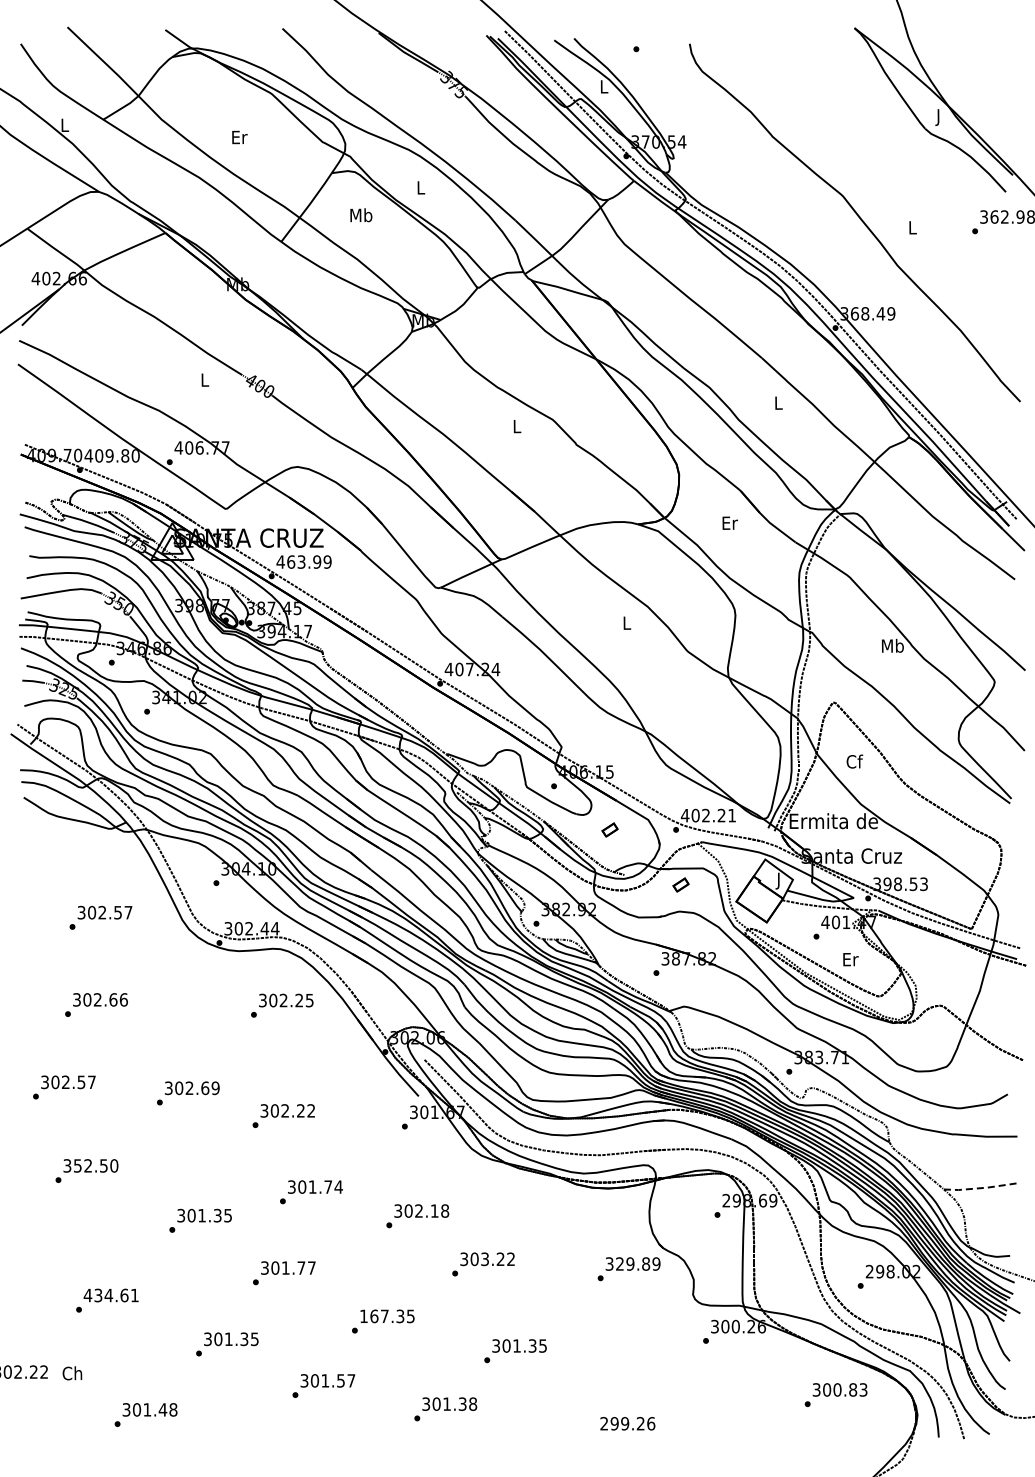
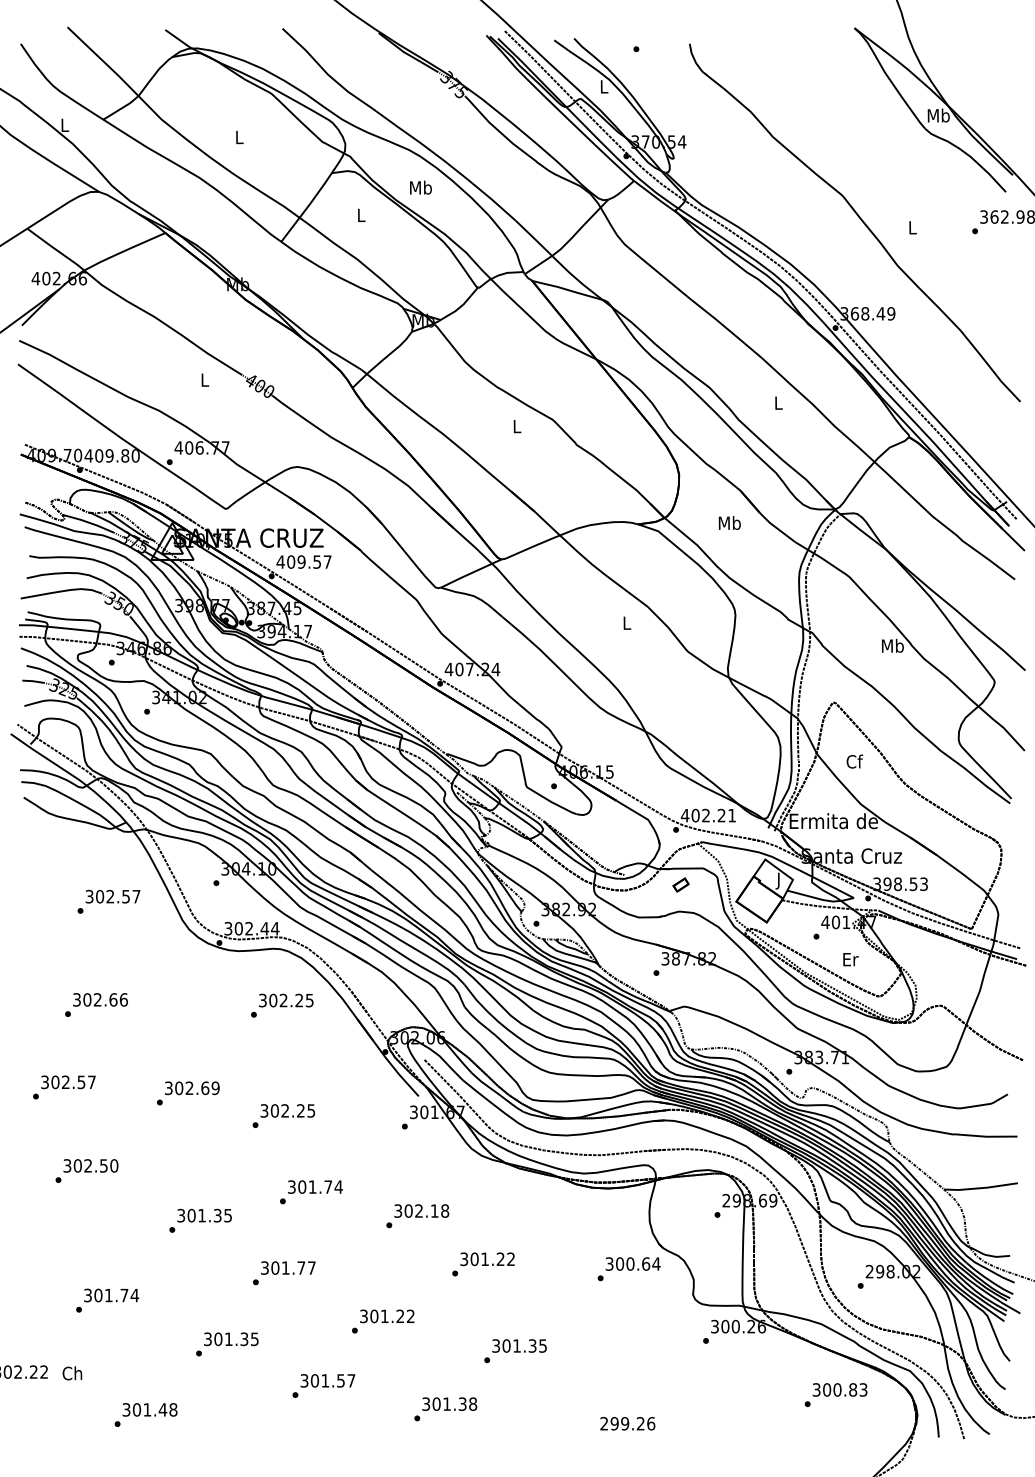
text: J -> Mb (938, 116)
text: Er -> L (239, 137)
text: L -> Mb (420, 187)
text: Mb -> L (361, 215)
text: Er -> Mb (729, 522)
text: 463.99 -> 409.57 (309, 561)
part: present -> none (609, 829)
text position: (100, 917) -> (108, 901) (108, 901)
text: 302.22 -> 302.25 (311, 1110)
text: 352.50 -> 302.50 (77, 1165)
line: dashed -> solid (980, 1188)
text: 303.22 -> 301.22 (484, 1259)
text: 329.89 -> 300.64 (638, 1263)
text: 434.61 -> 301.74 (111, 1295)
text: 167.35 -> 301.22 (387, 1316)
